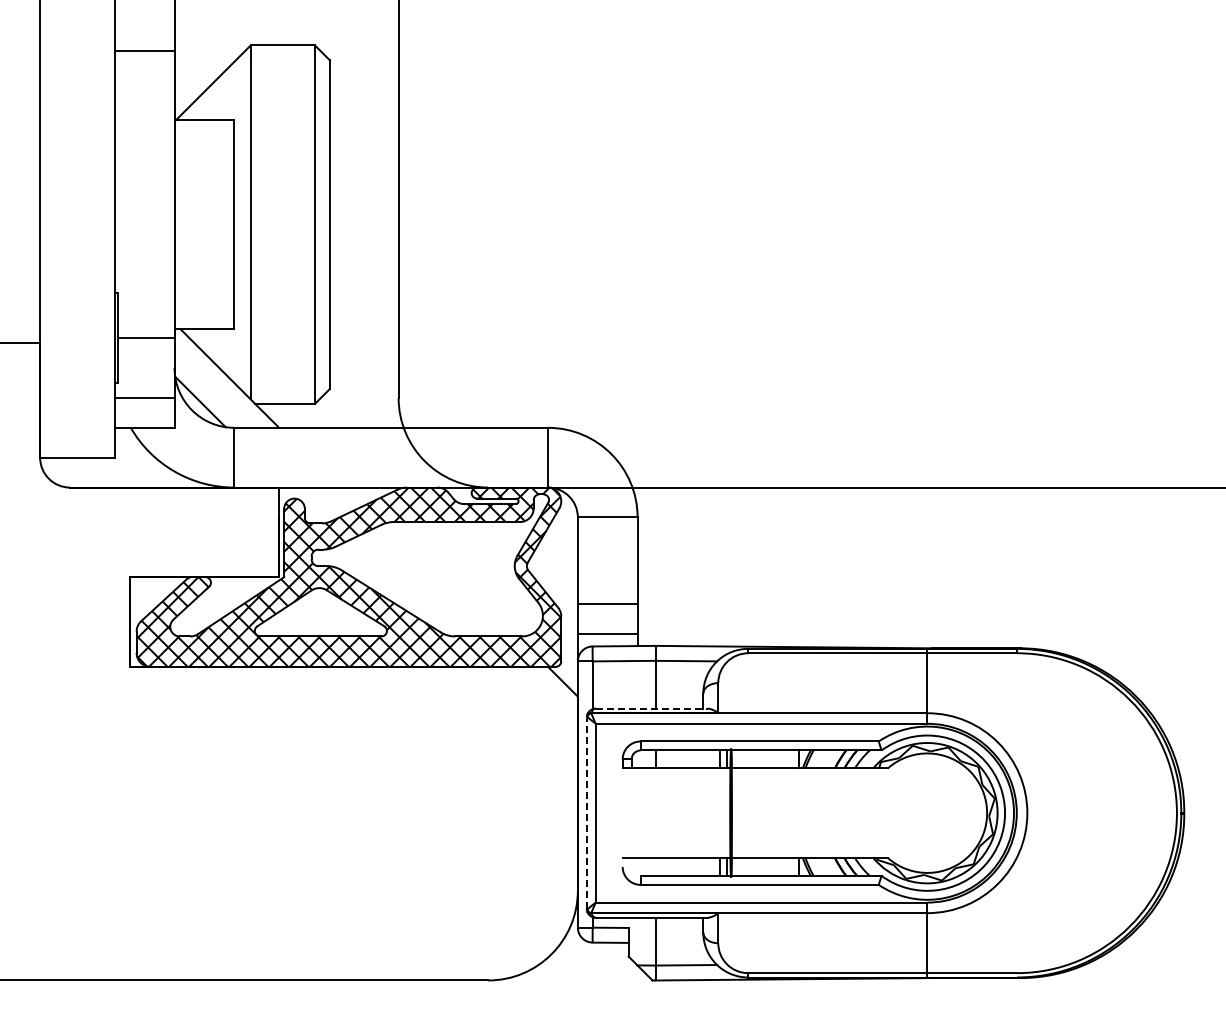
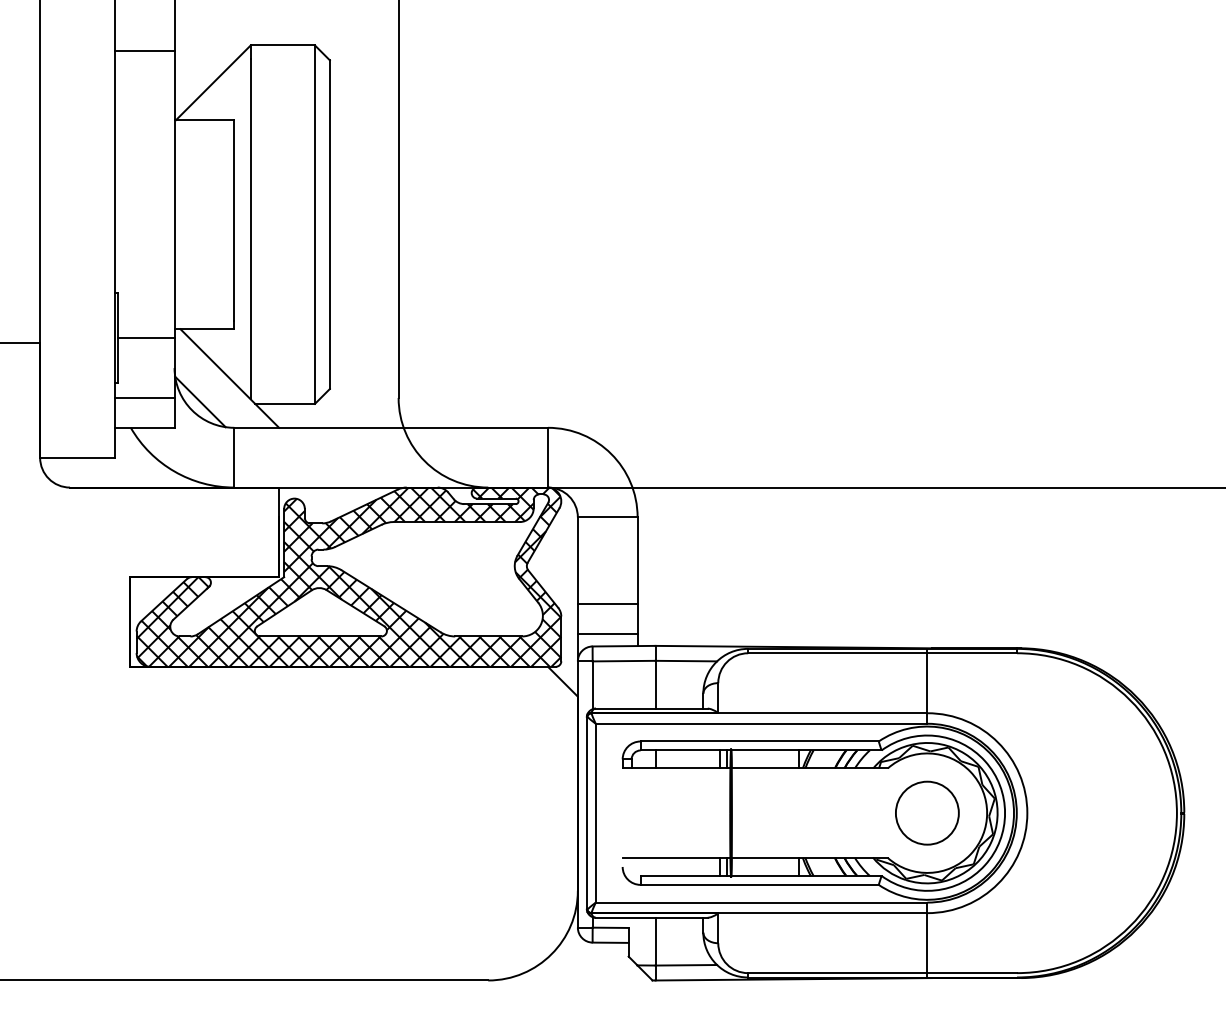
line: dashed -> solid (651, 708)
circle: none -> present (927, 812)
line: dashed -> solid (586, 813)
